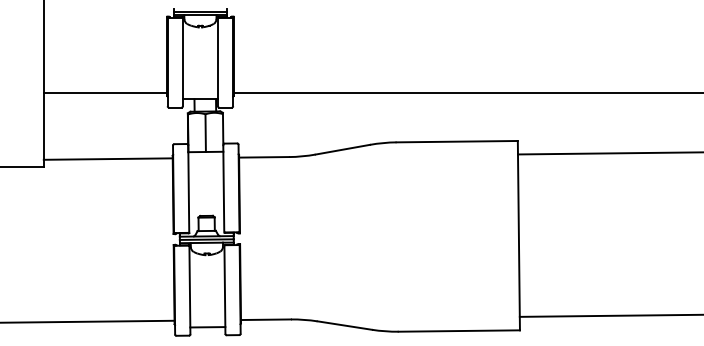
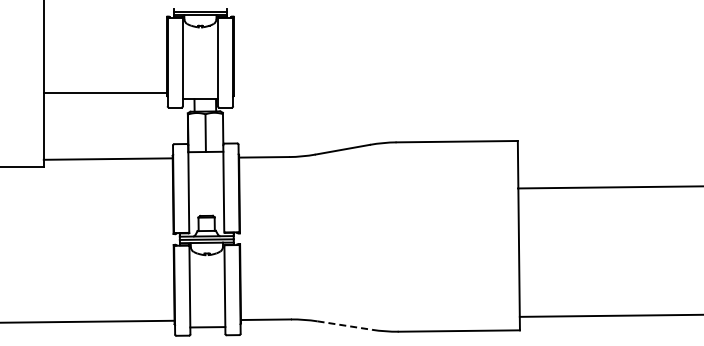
line: present -> none (466, 92)
line position: (608, 153) -> (608, 187) (608, 187)
line: solid -> dashed (344, 325)
